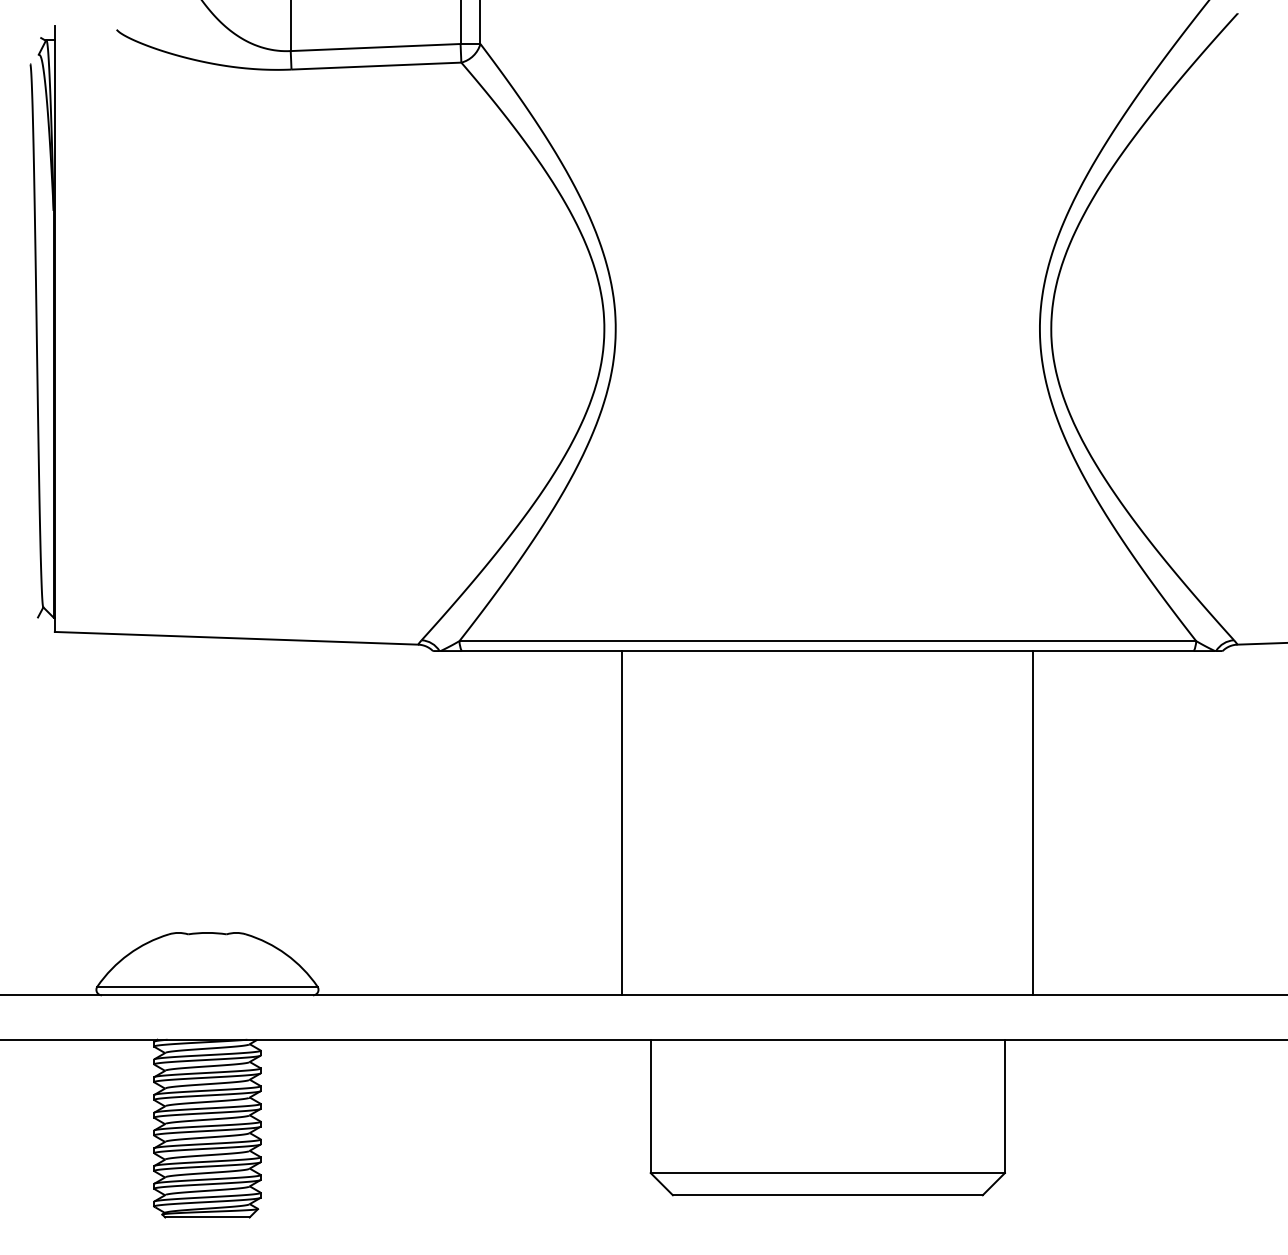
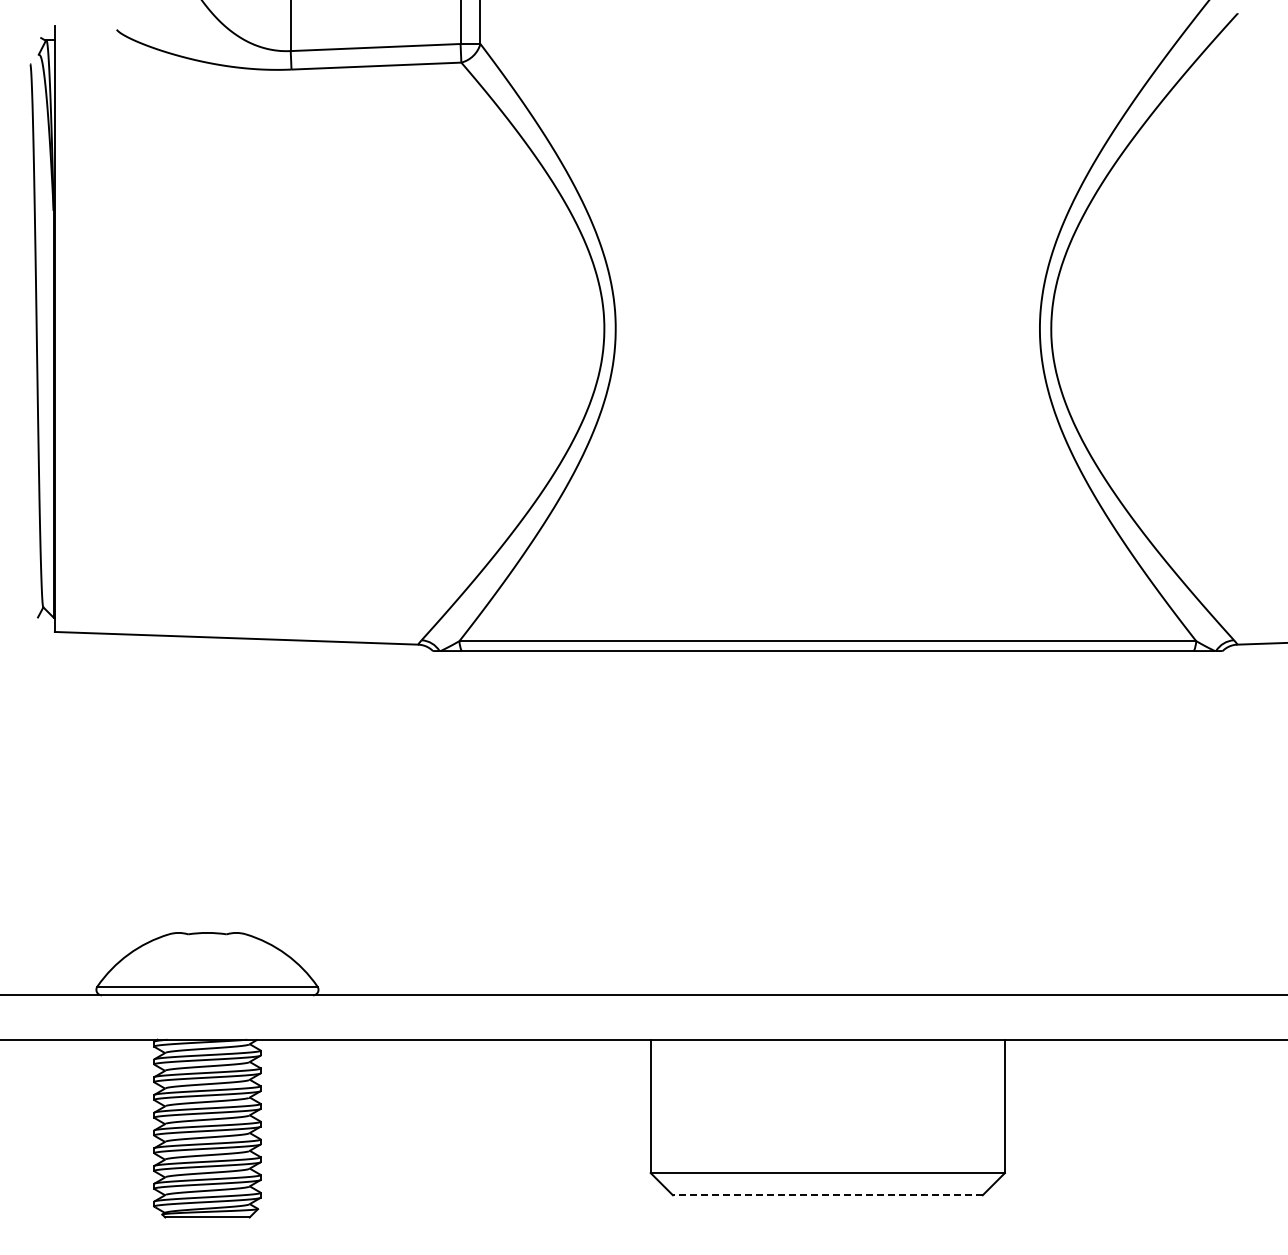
line: present -> none (622, 823)
line: present -> none (1033, 823)
line: solid -> dashed (827, 1195)
